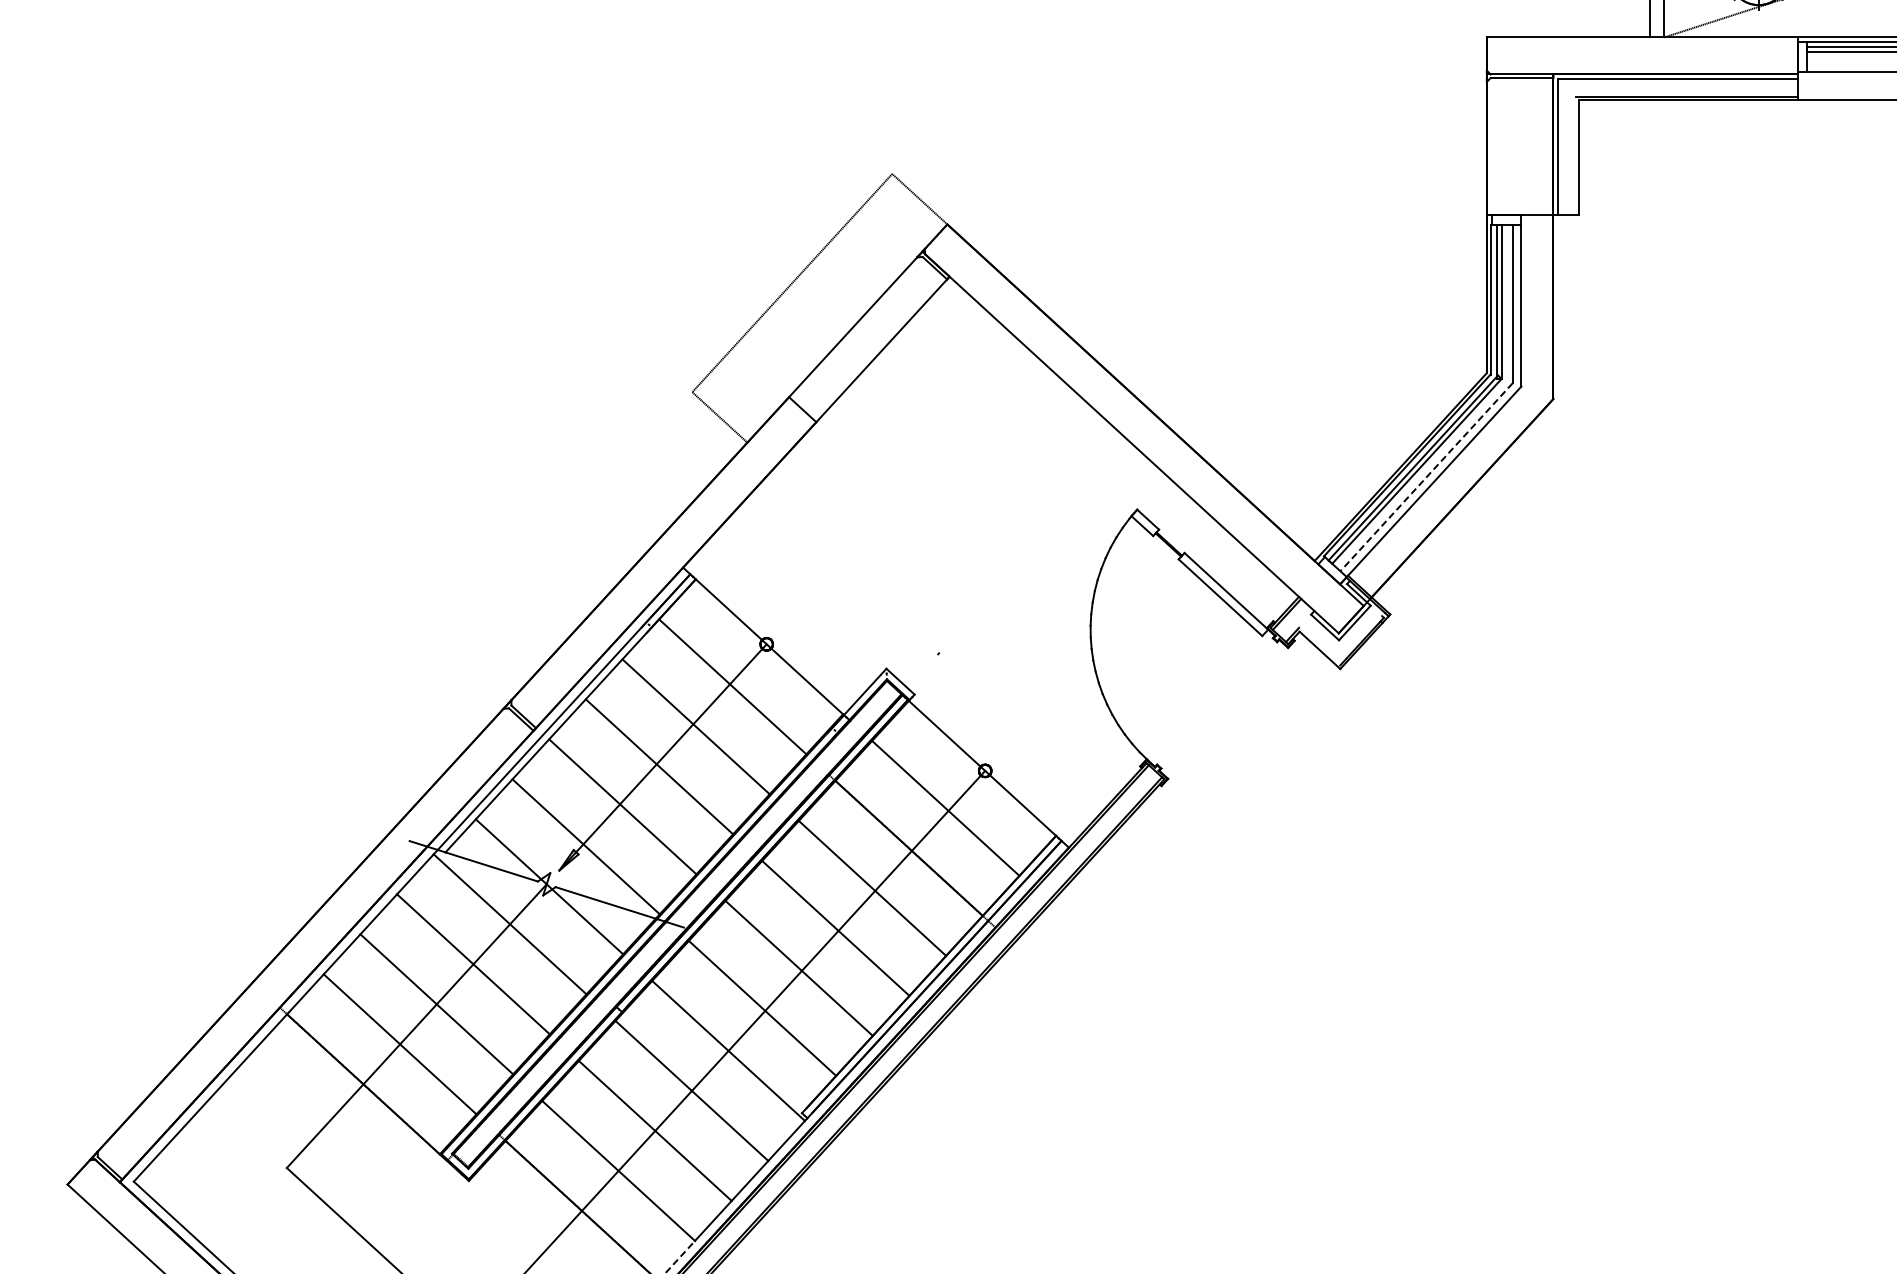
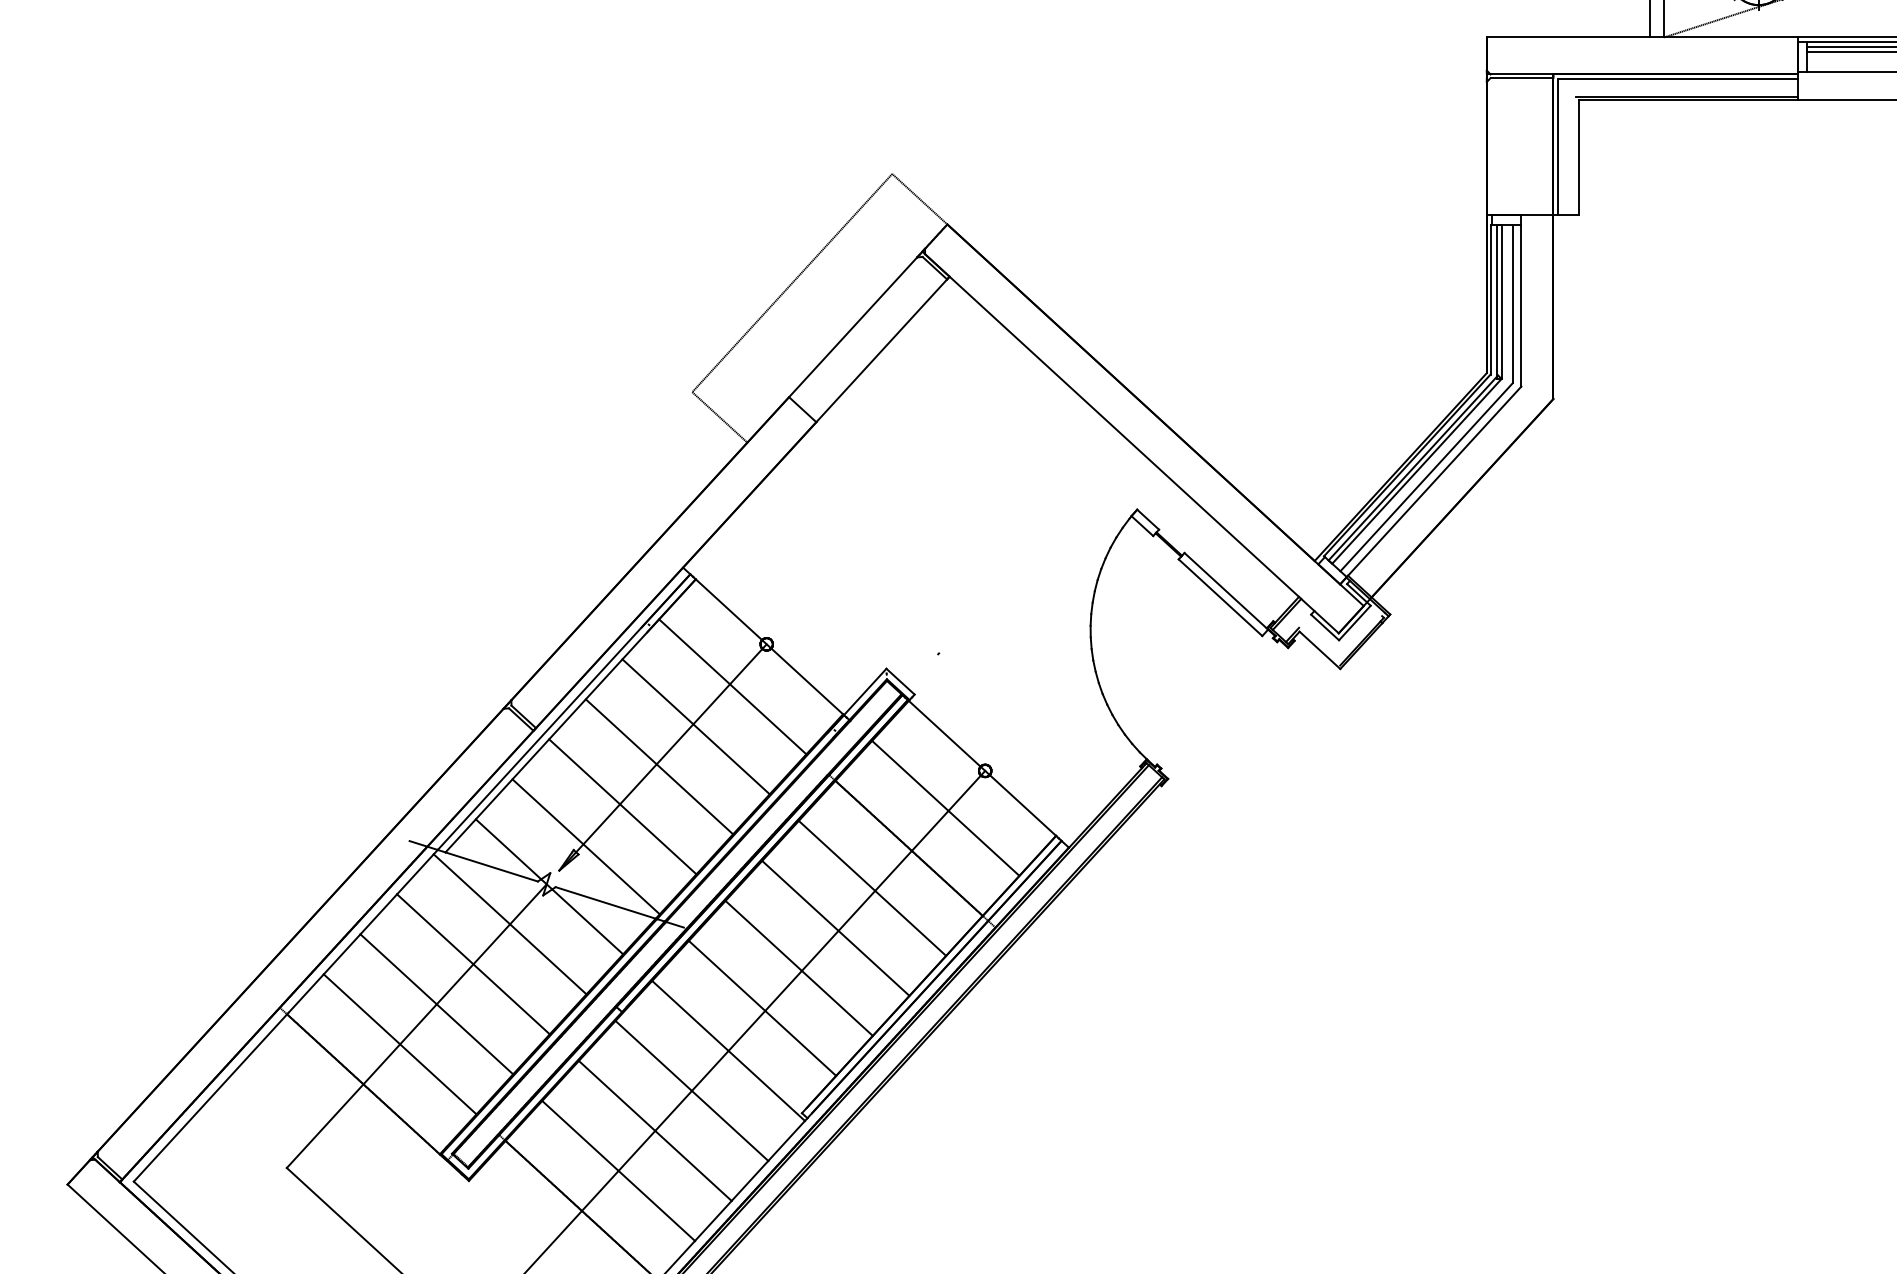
line: dashed -> solid (1426, 477)
line: dashed -> solid (680, 1256)
